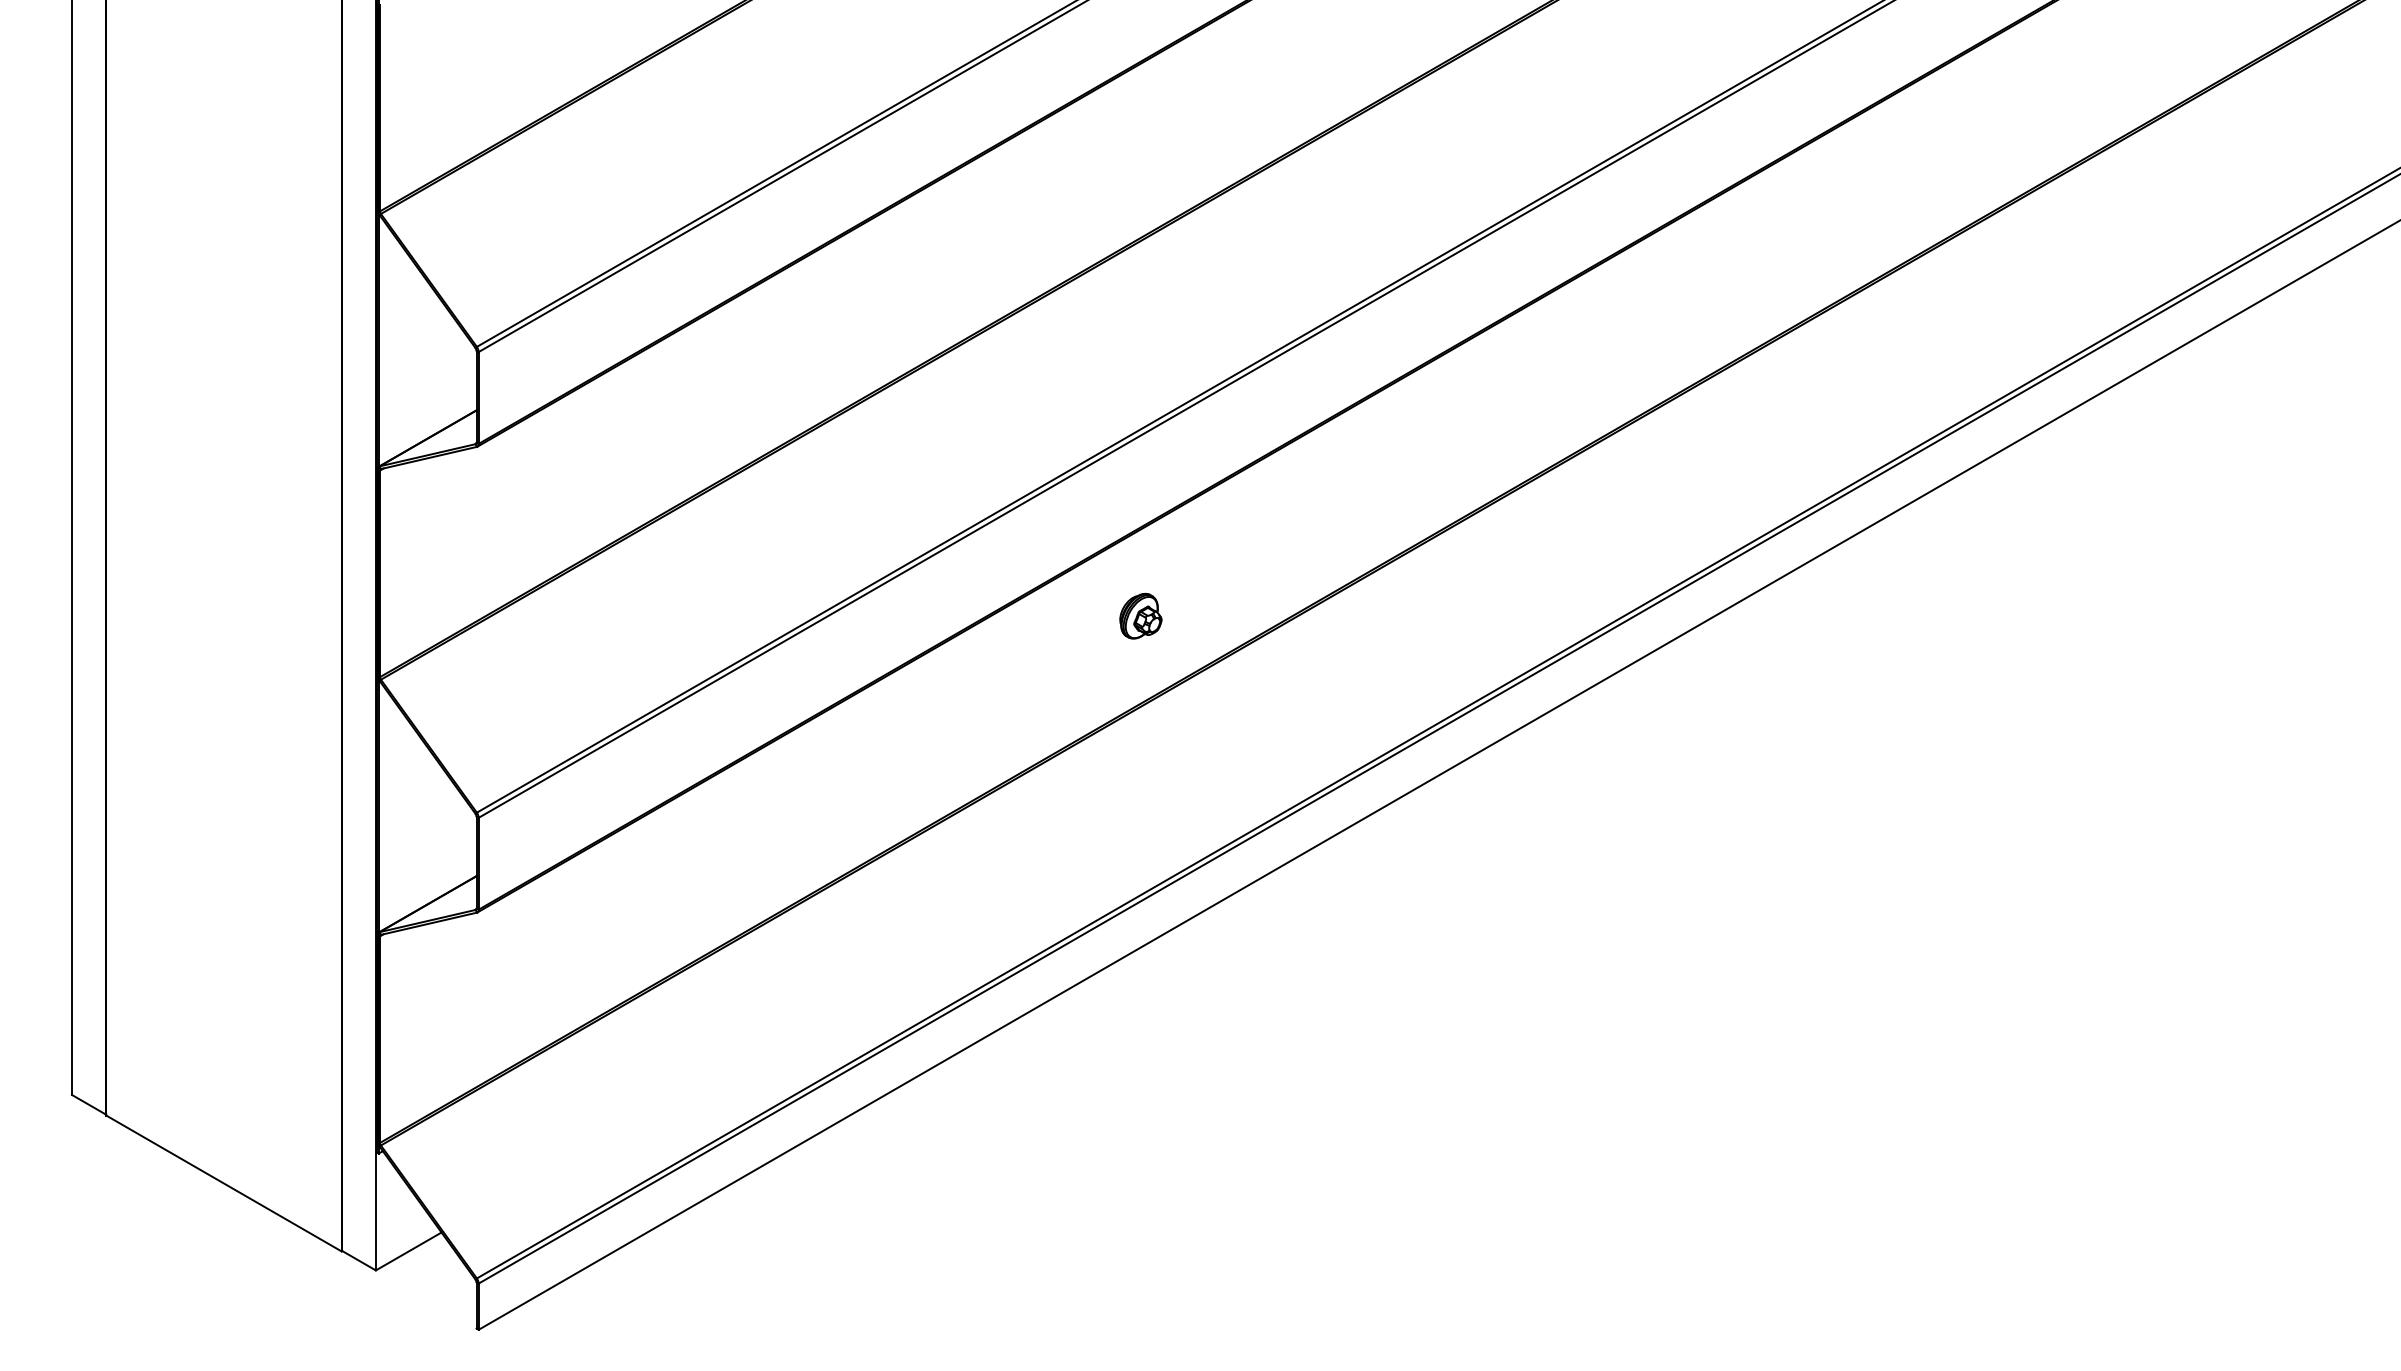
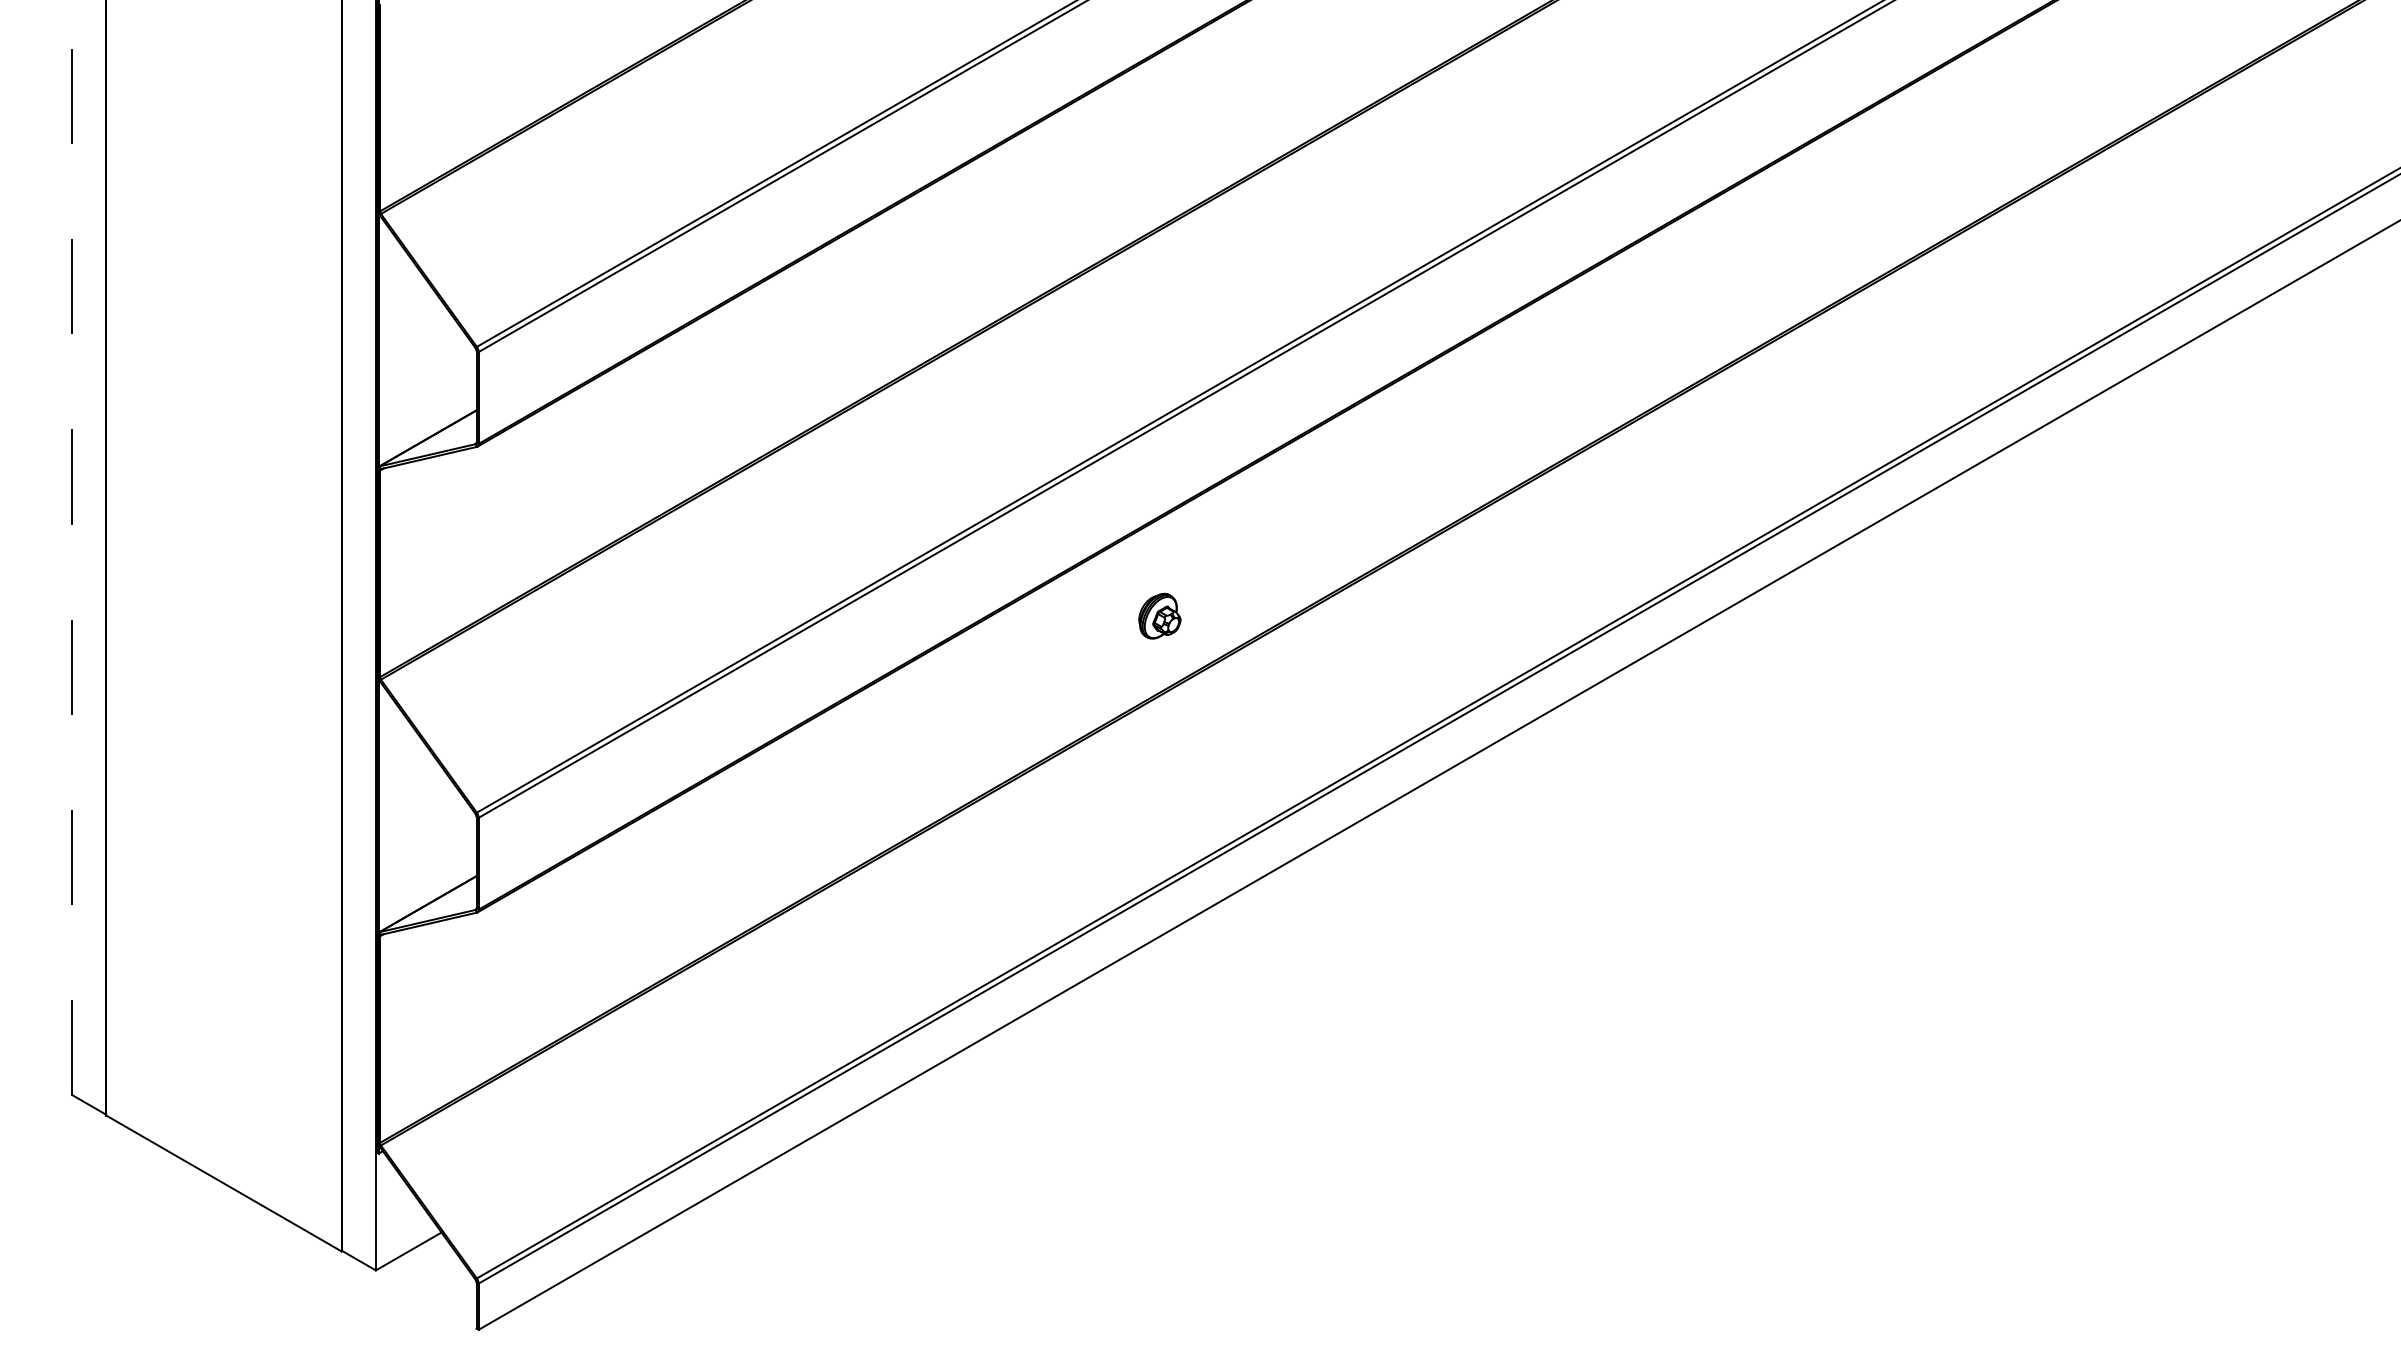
line: solid -> dashed (72, 547)
part position: (1140, 615) -> (1159, 615) (1159, 615)
